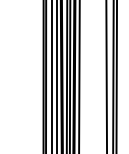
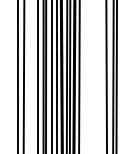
line: none -> present (18, 76)
line: none -> present (23, 76)
line: none -> present (37, 76)
